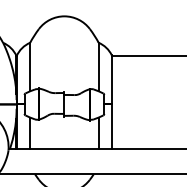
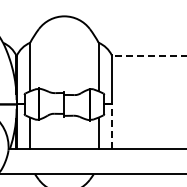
line: solid -> dashed (148, 56)
line: solid -> dashed (112, 126)
